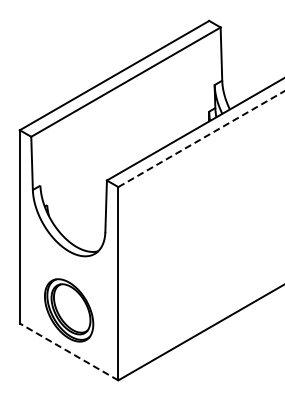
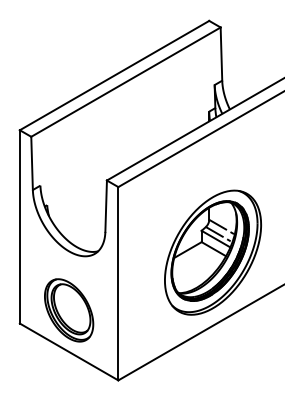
line: dashed -> solid (201, 139)
part: none -> present (212, 252)
line: dashed -> solid (69, 351)
